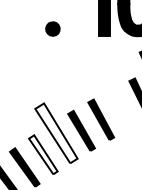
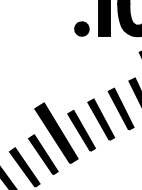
part position: (52, 28) -> (81, 28) (81, 28)
part: none -> present (120, 108)
fill: none -> present (56, 133)
fill: none -> present (43, 154)
